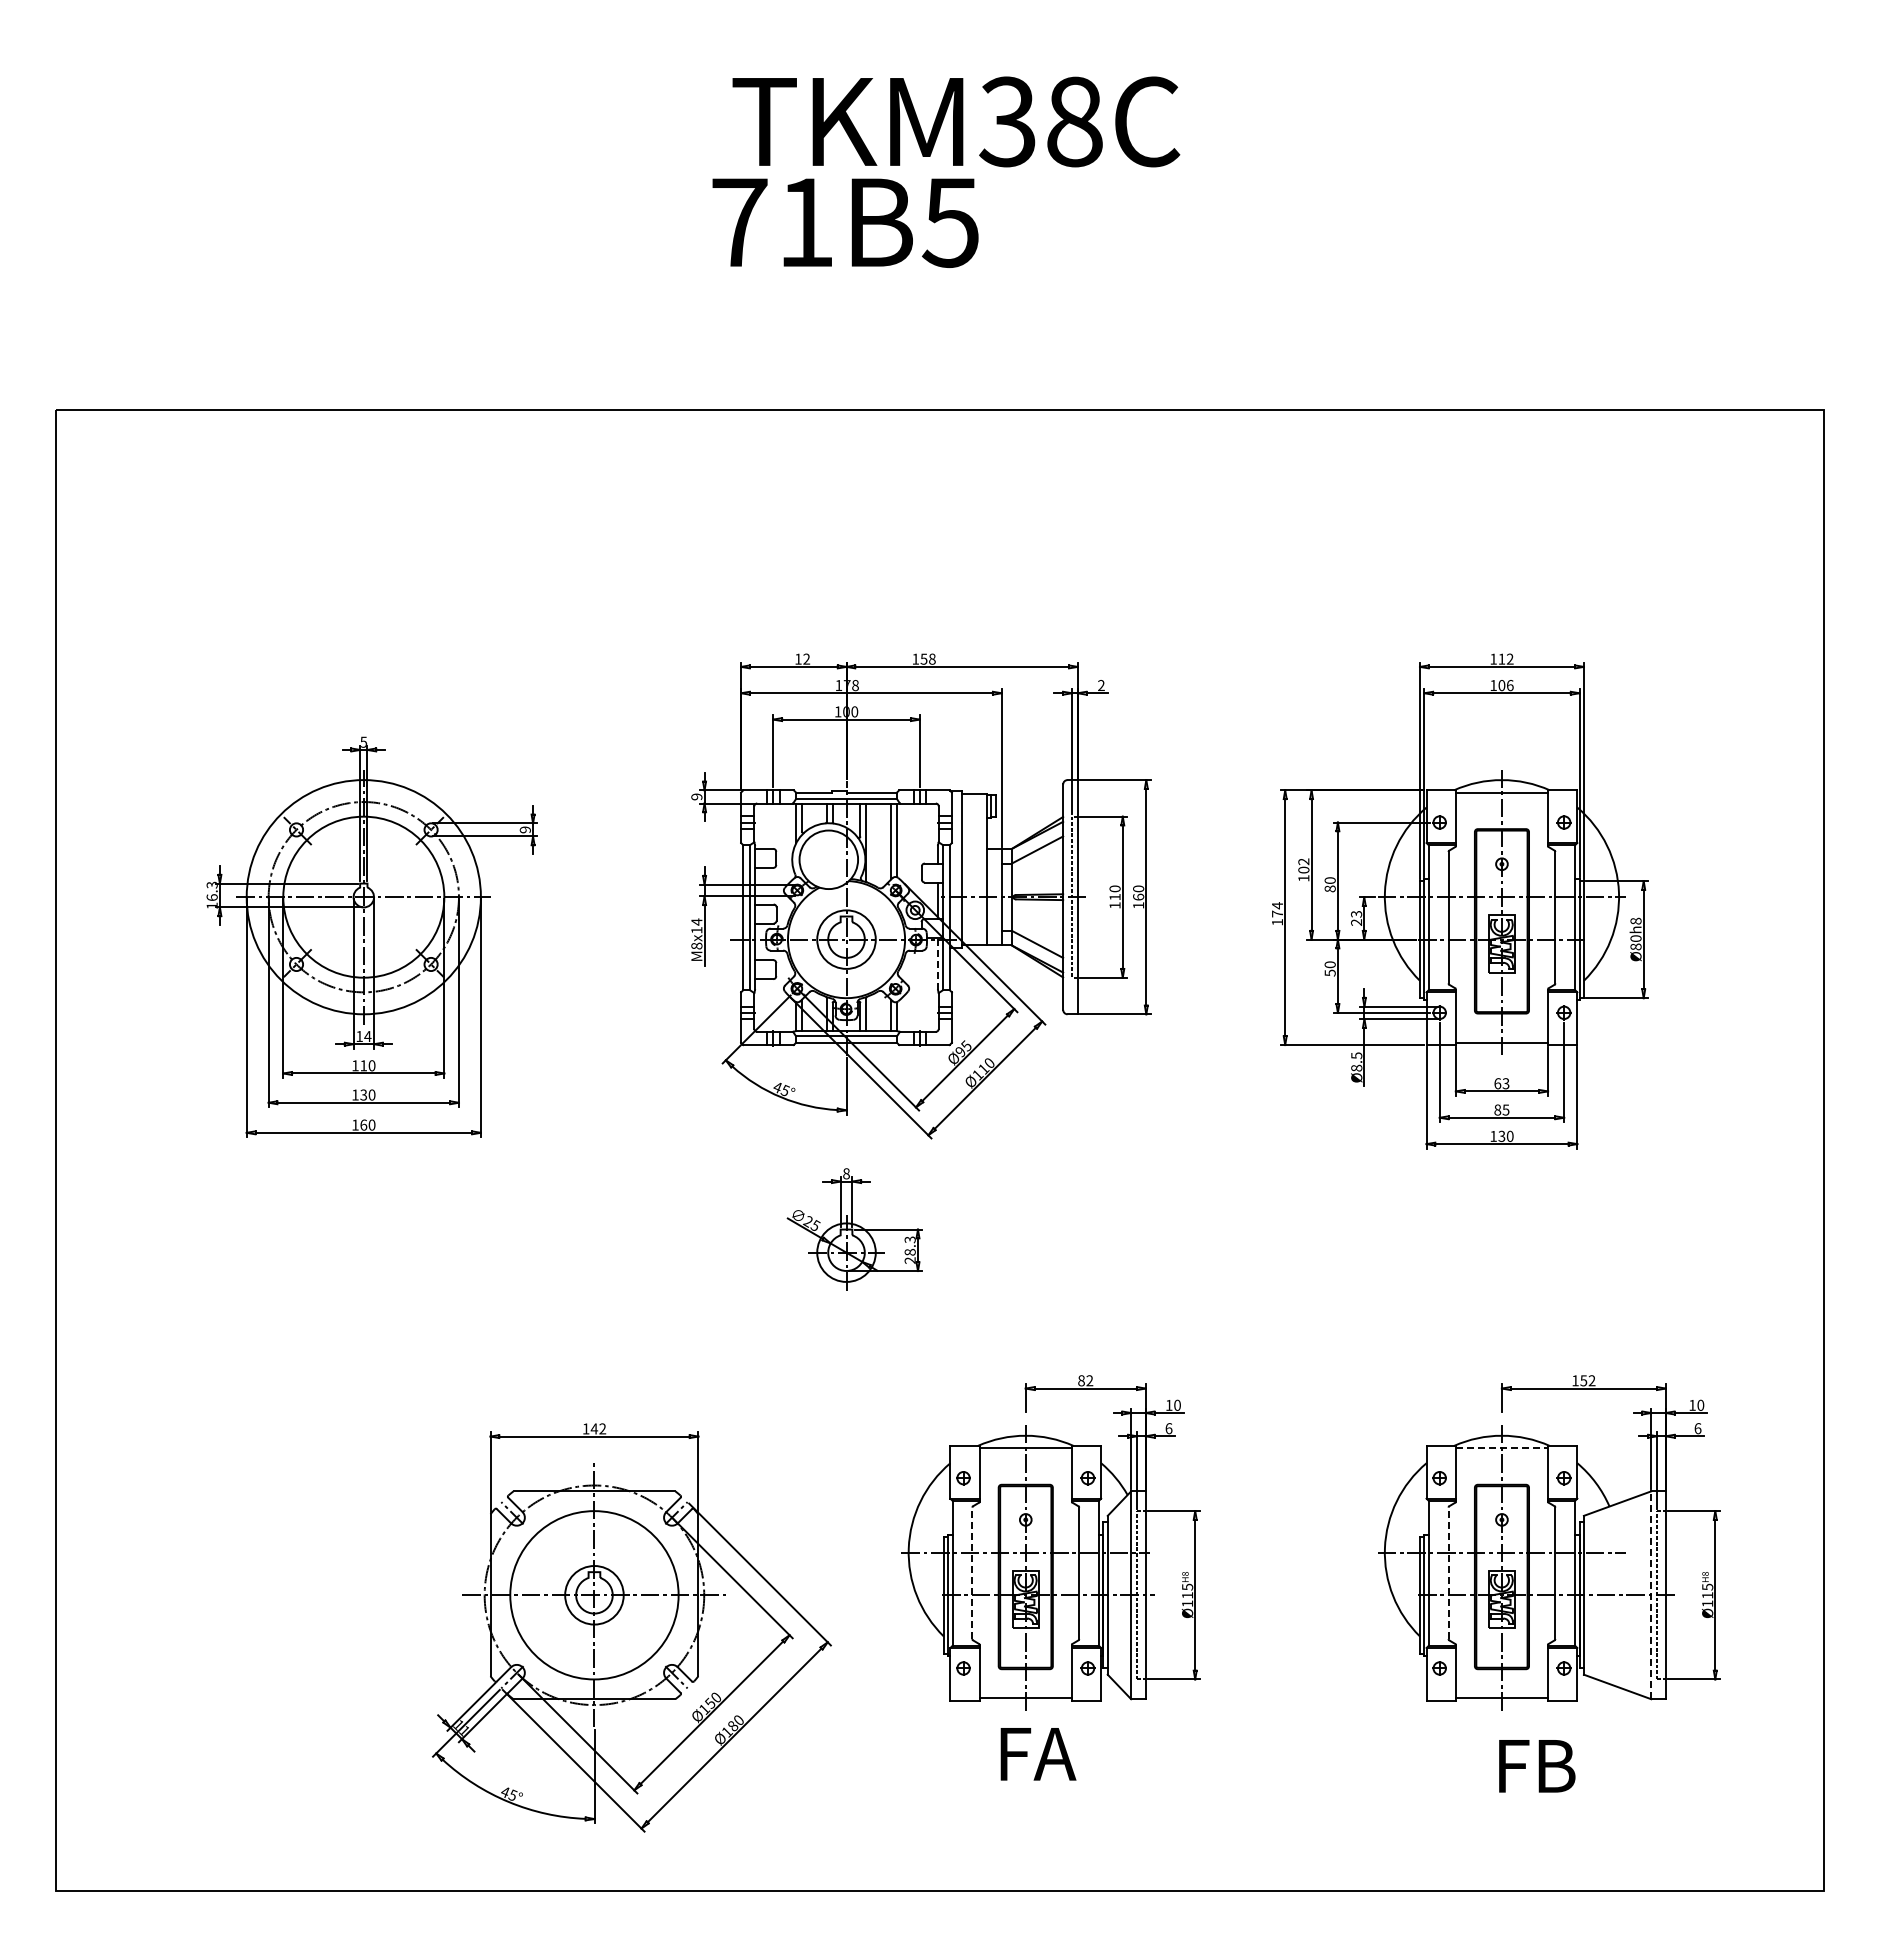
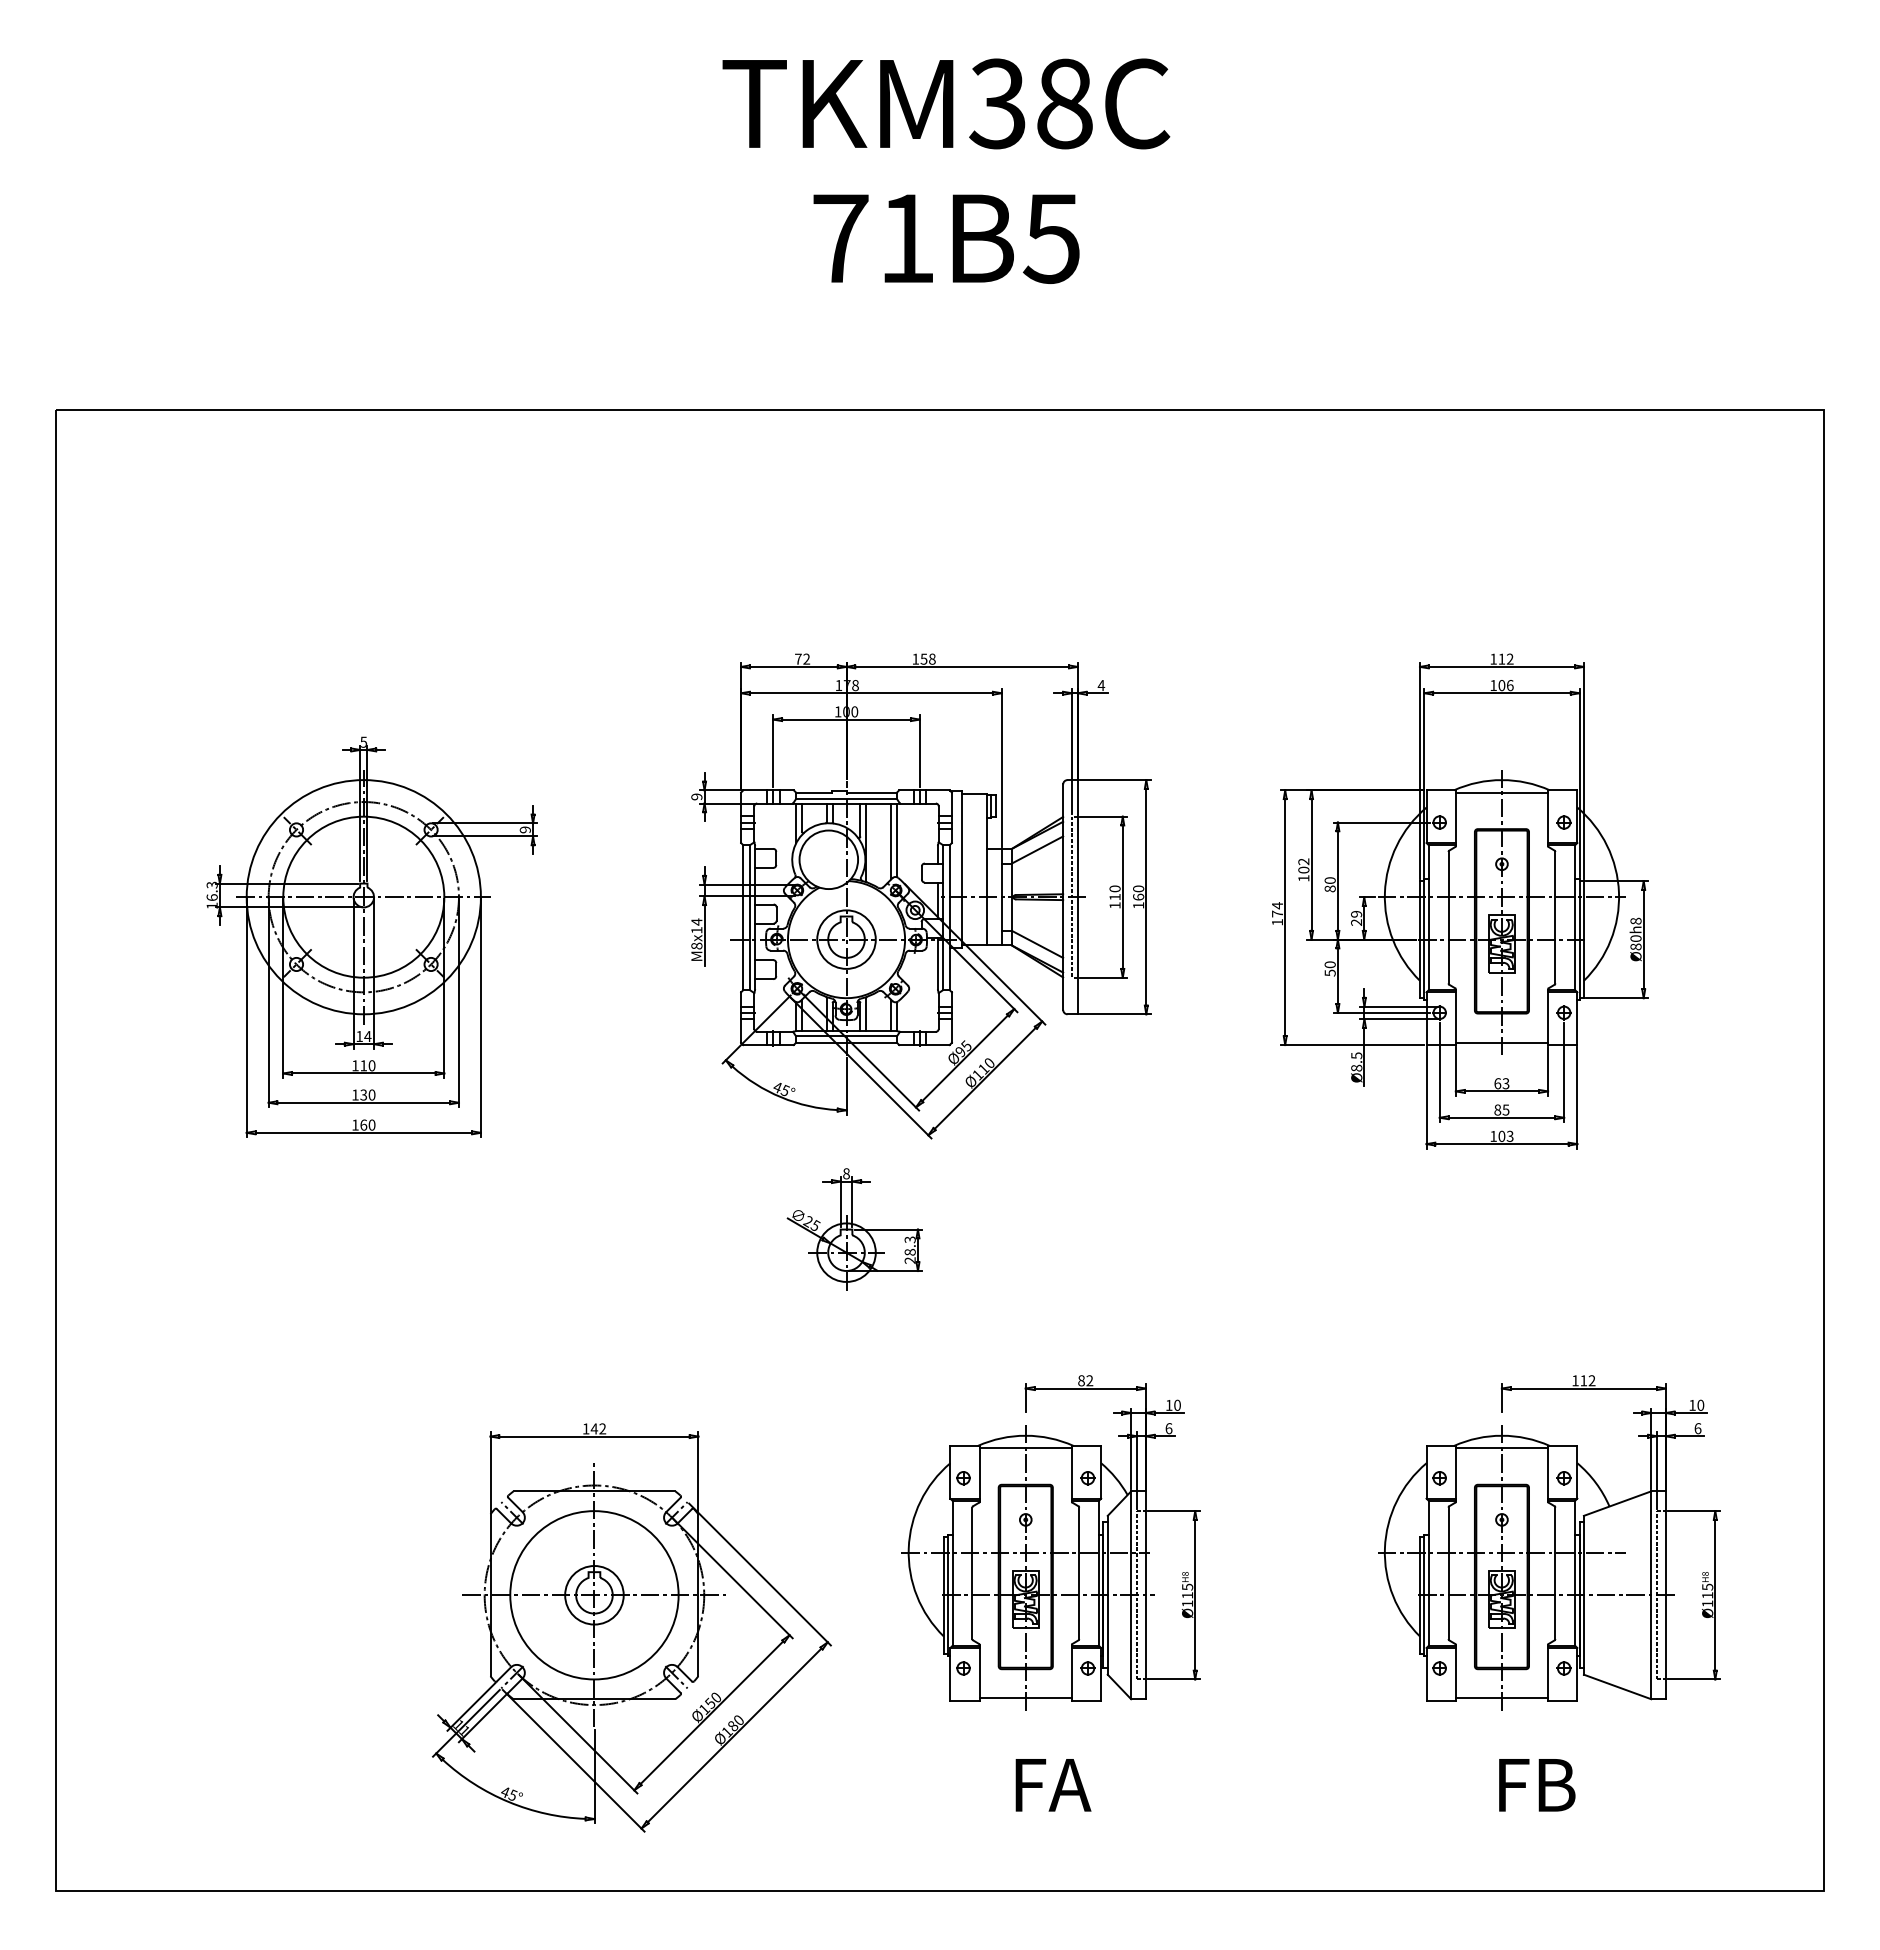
text position: (956, 121) -> (946, 103) (946, 103)
text position: (845, 222) -> (946, 238) (946, 238)
text: 12 -> 72 (798, 658)
text: 2 -> 4 (1101, 685)
text: 23 -> 29 (1356, 914)
line: dashed -> solid (938, 964)
text: 130 -> 103 (1505, 1136)
text: 152 -> 112 (1583, 1380)
line: dashed -> solid (1502, 1448)
line: dashed -> solid (972, 1573)
line: dashed -> solid (1448, 1573)
line: dashed -> solid (1651, 1595)
text position: (1038, 1754) -> (1053, 1785) (1053, 1785)
text position: (1537, 1766) -> (1537, 1785) (1537, 1785)
